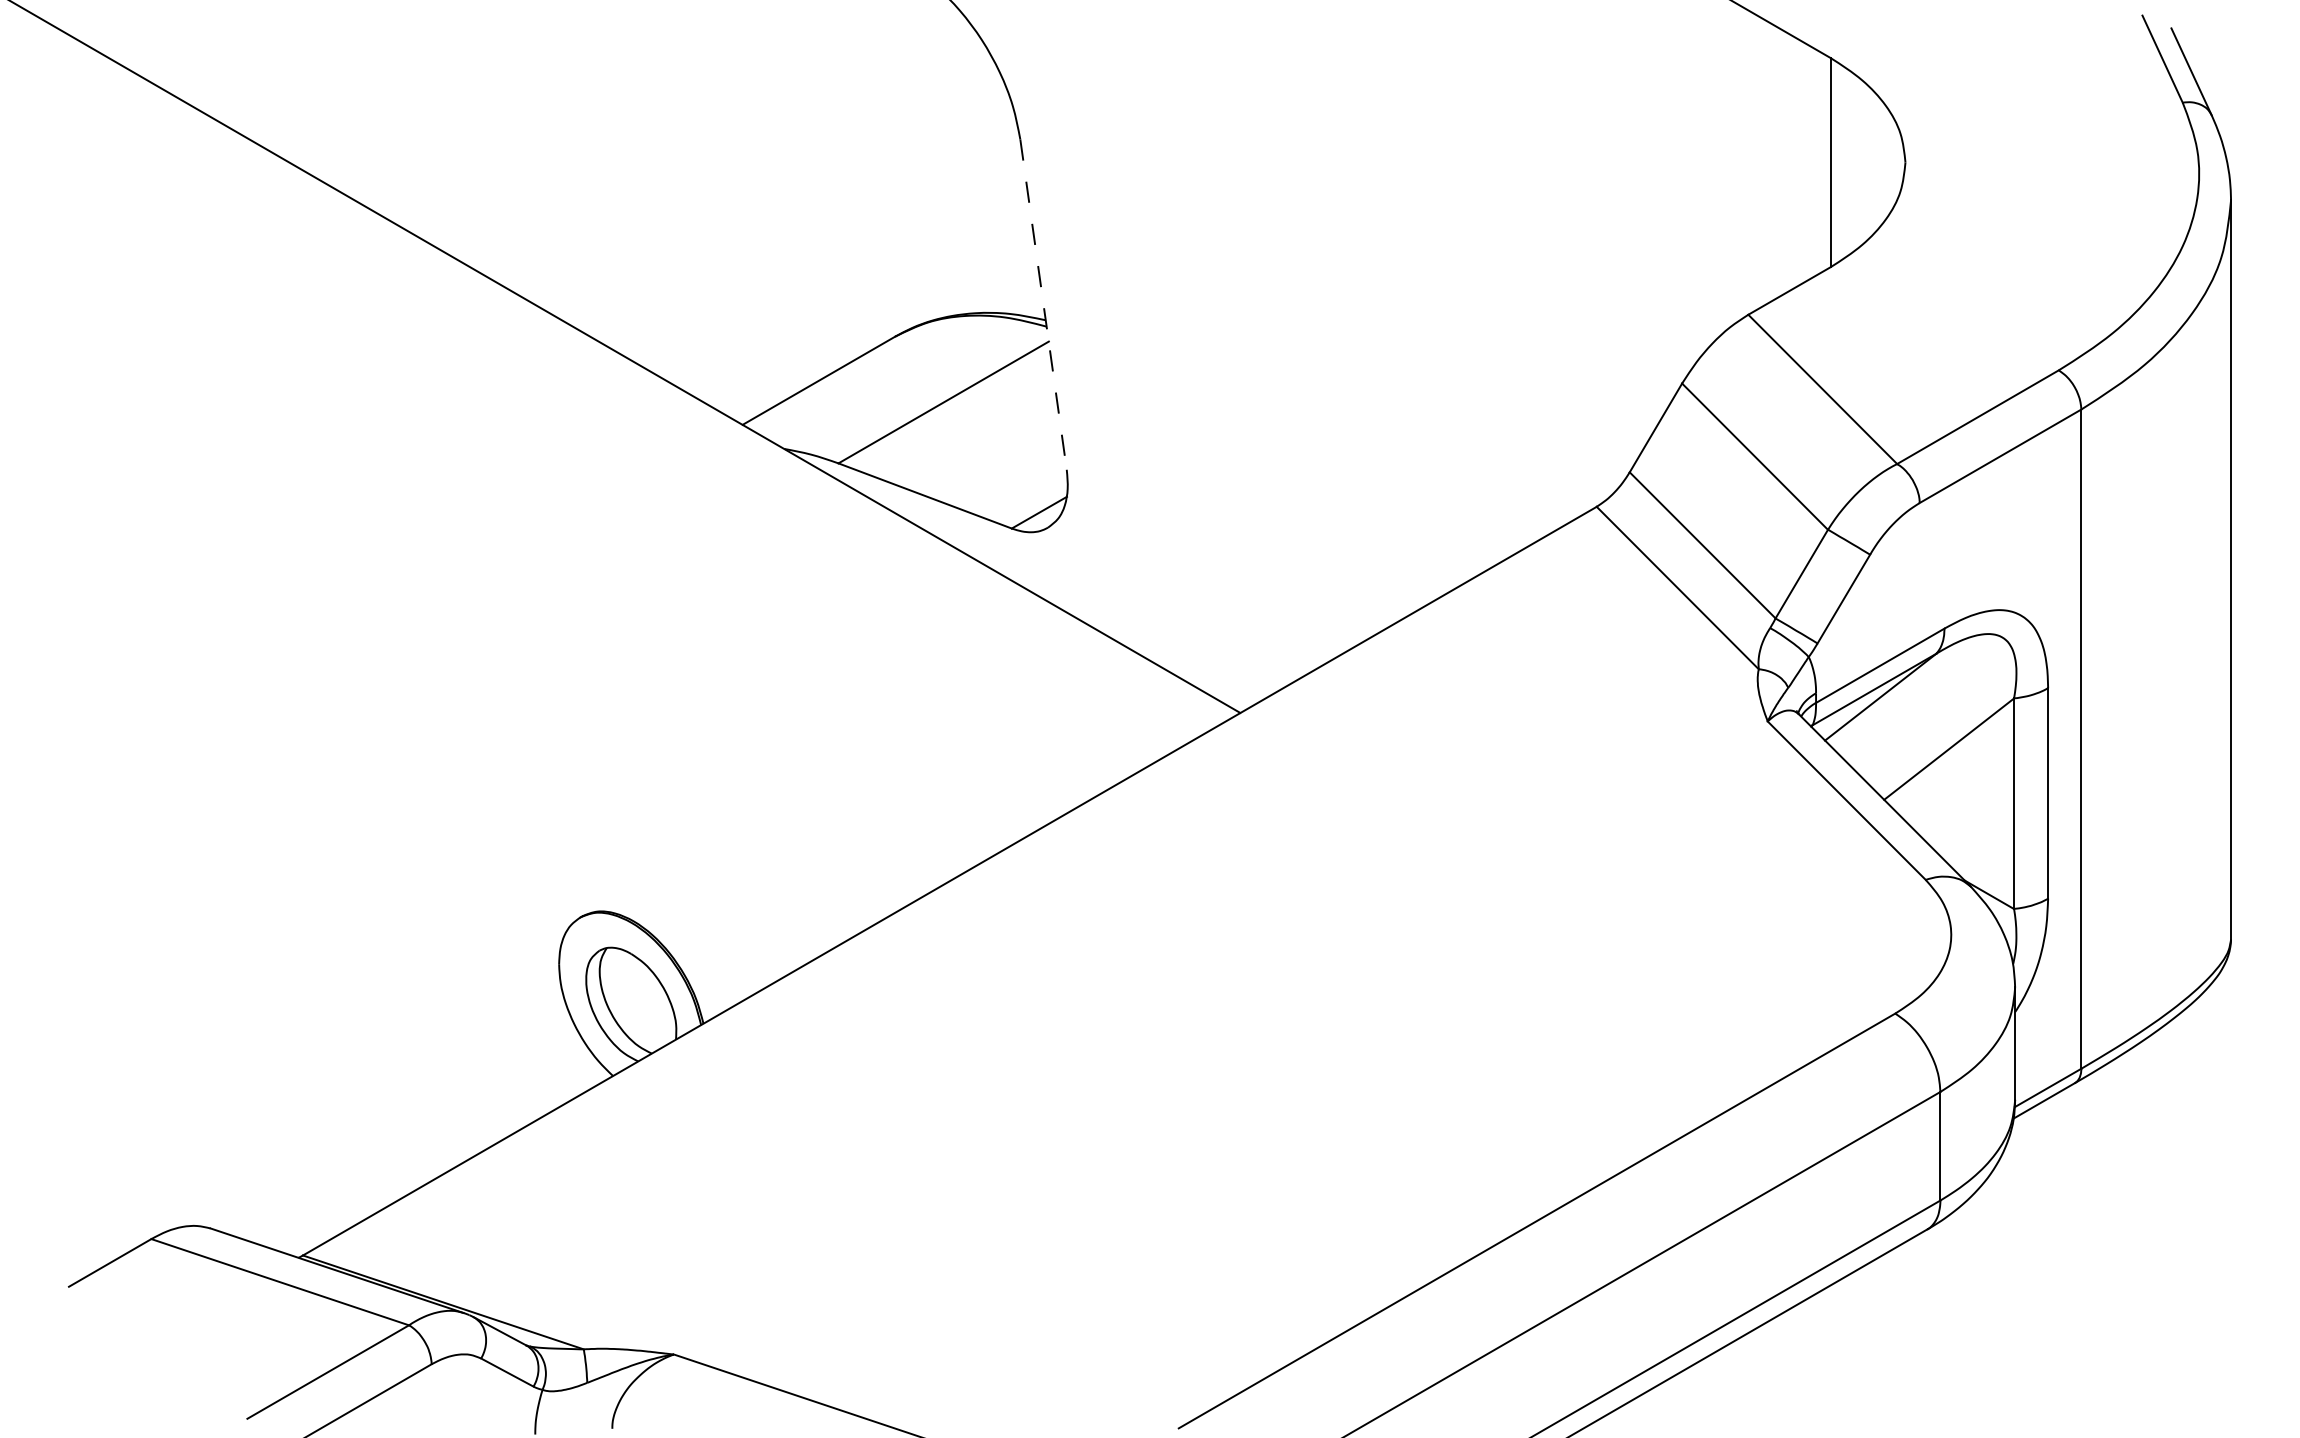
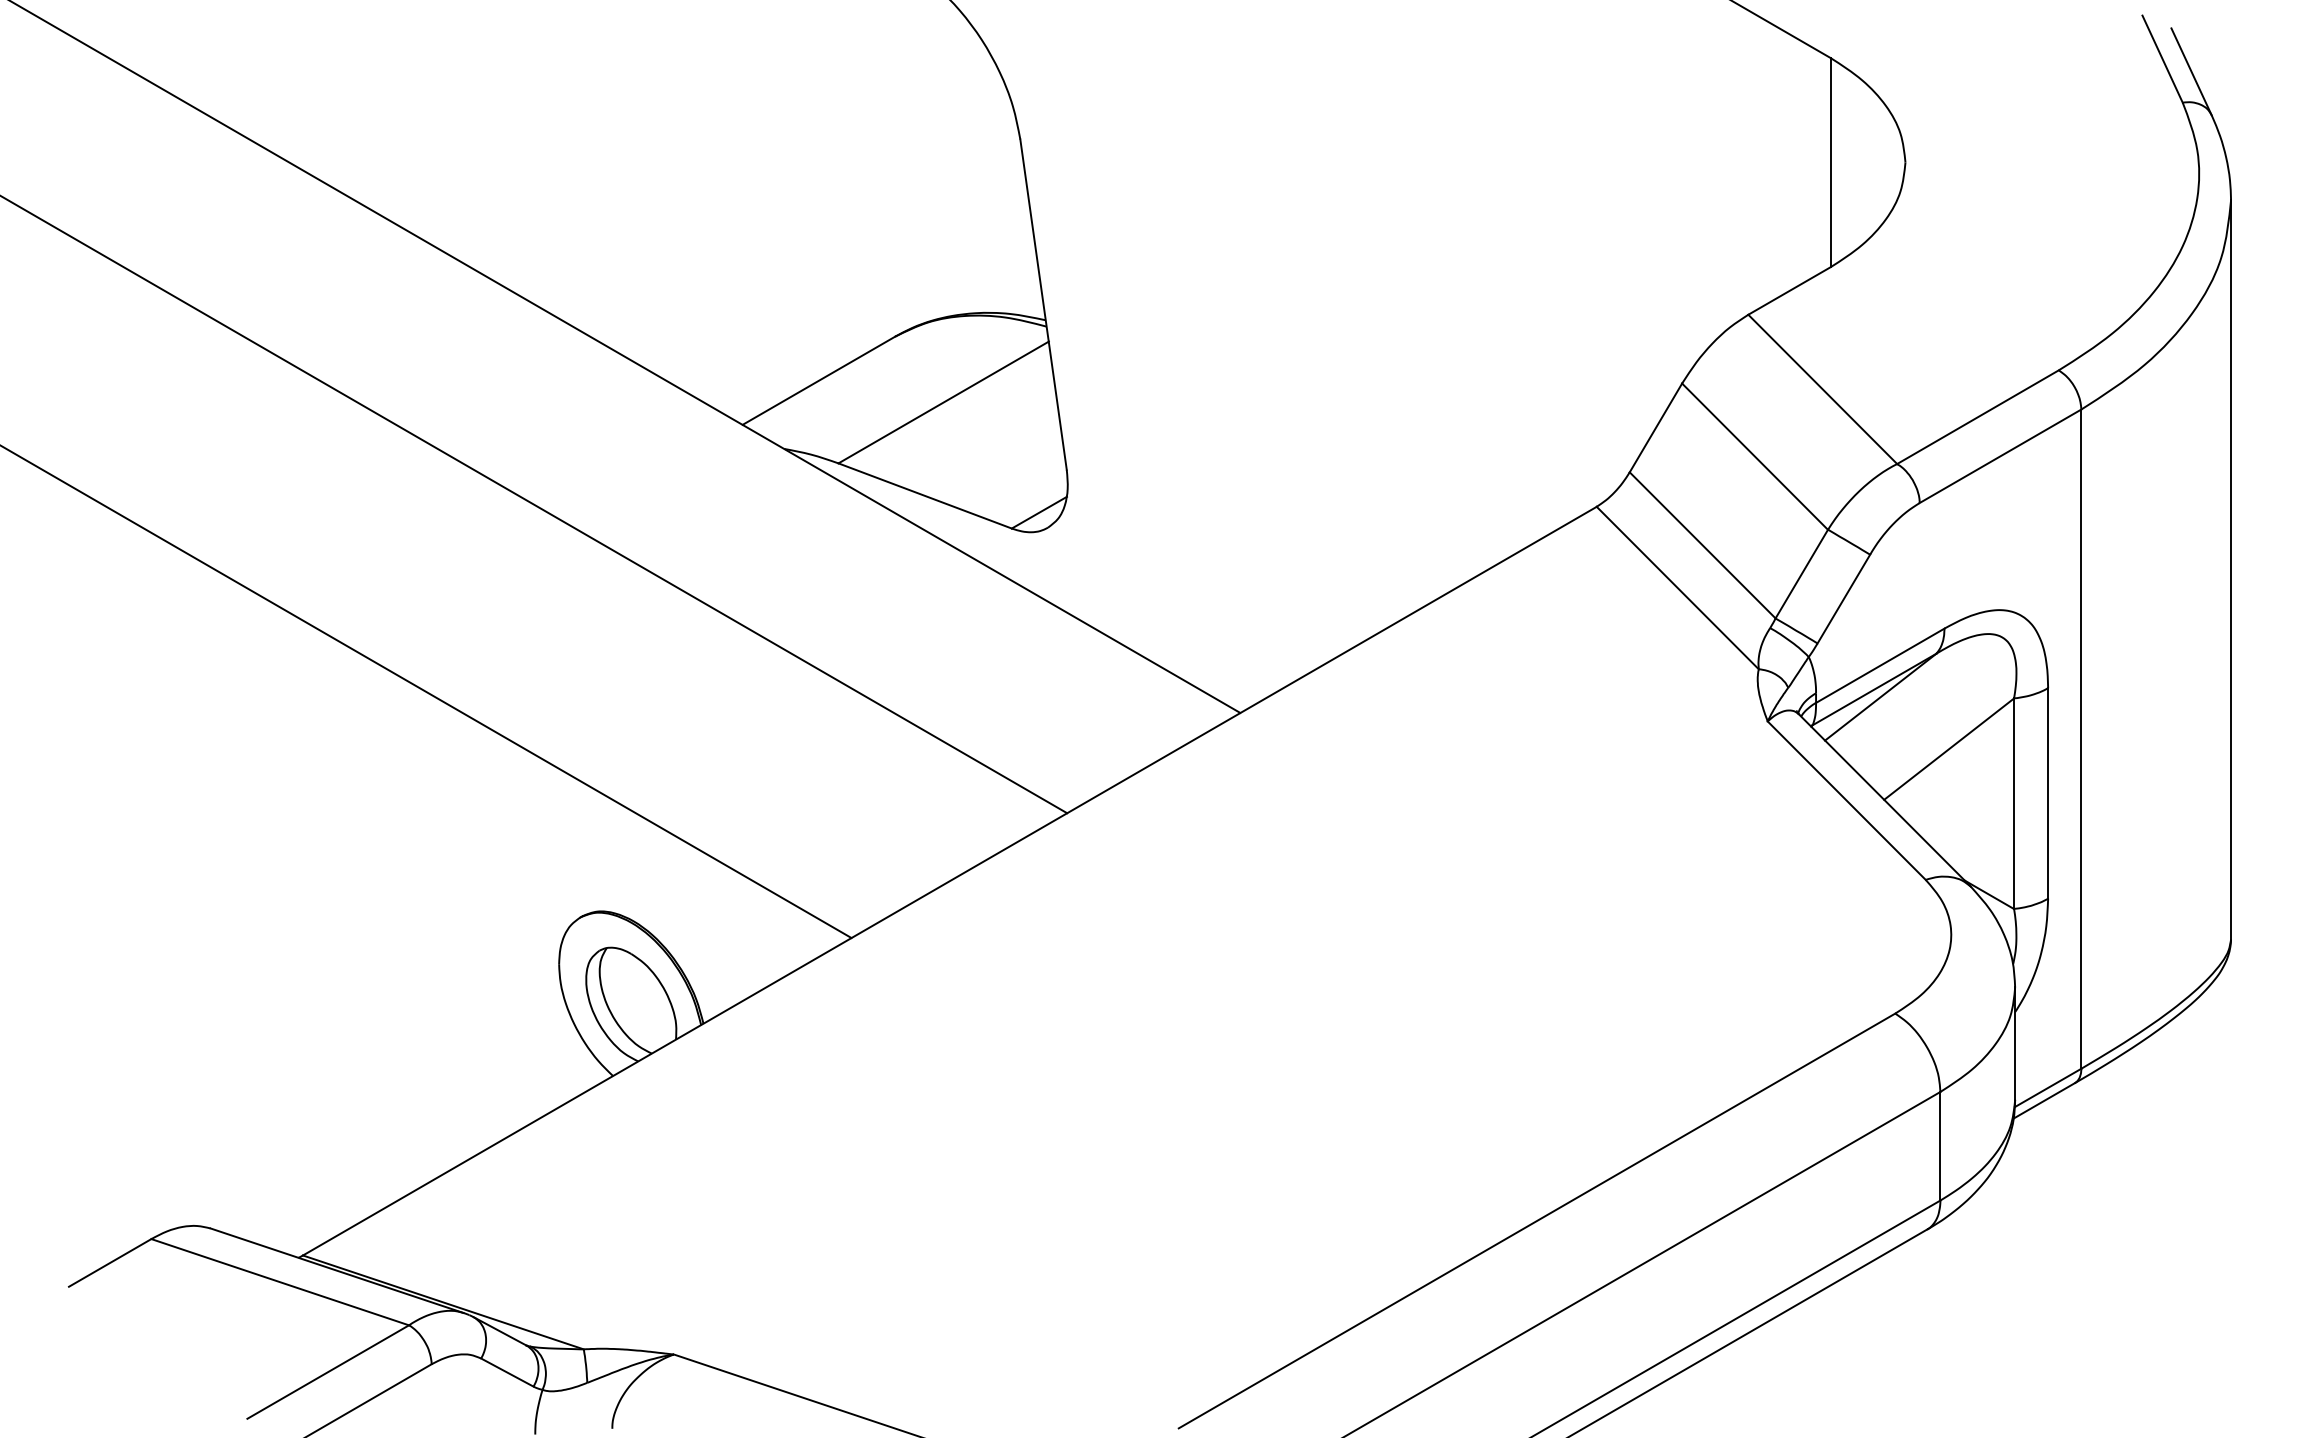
line: dashed -> solid (1043, 304)
line: none -> present (534, 505)
line: none -> present (426, 692)
